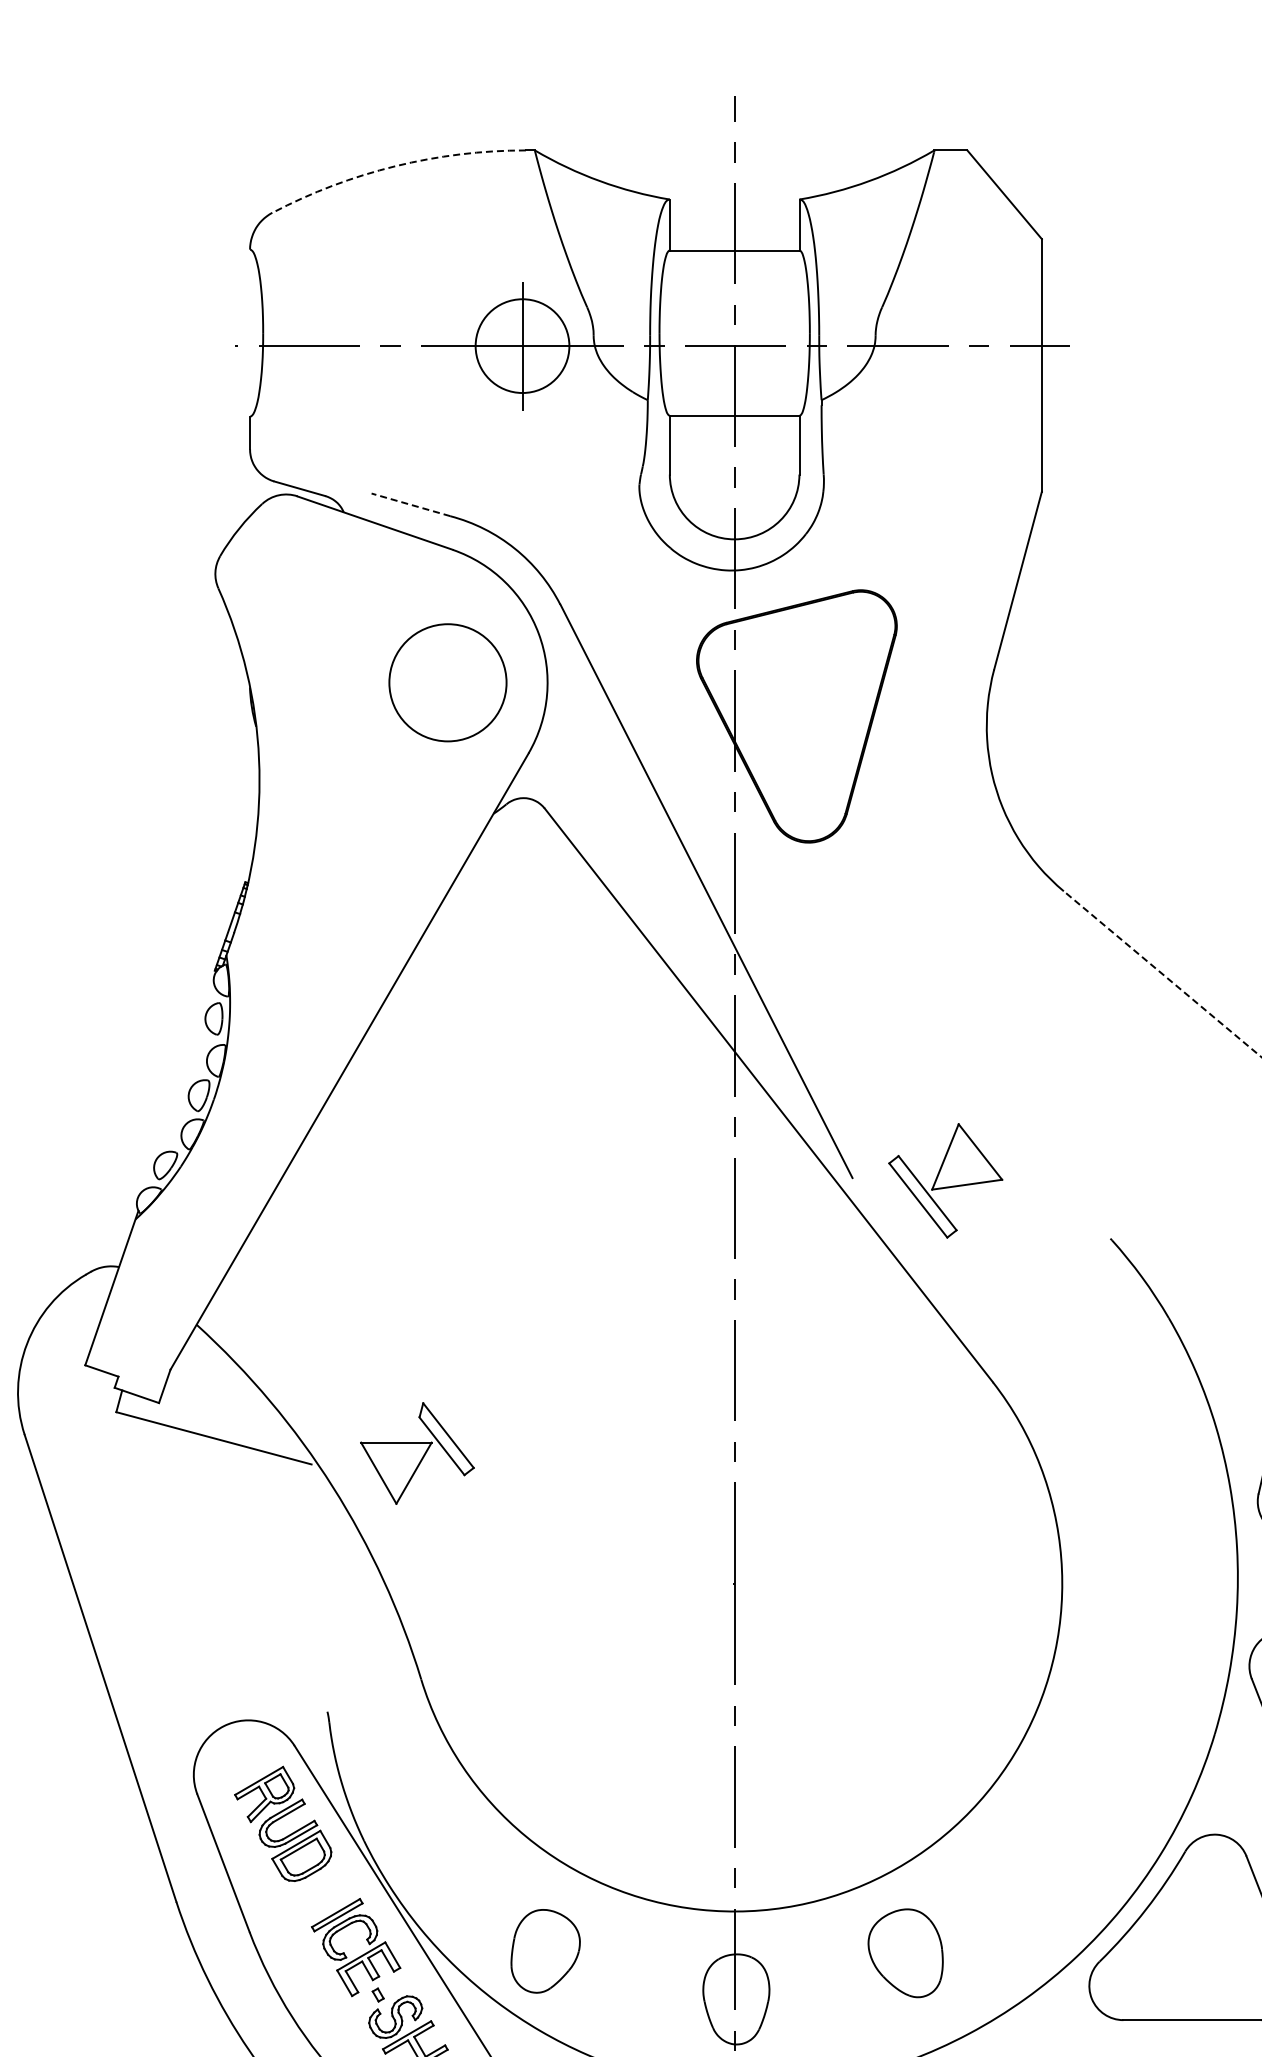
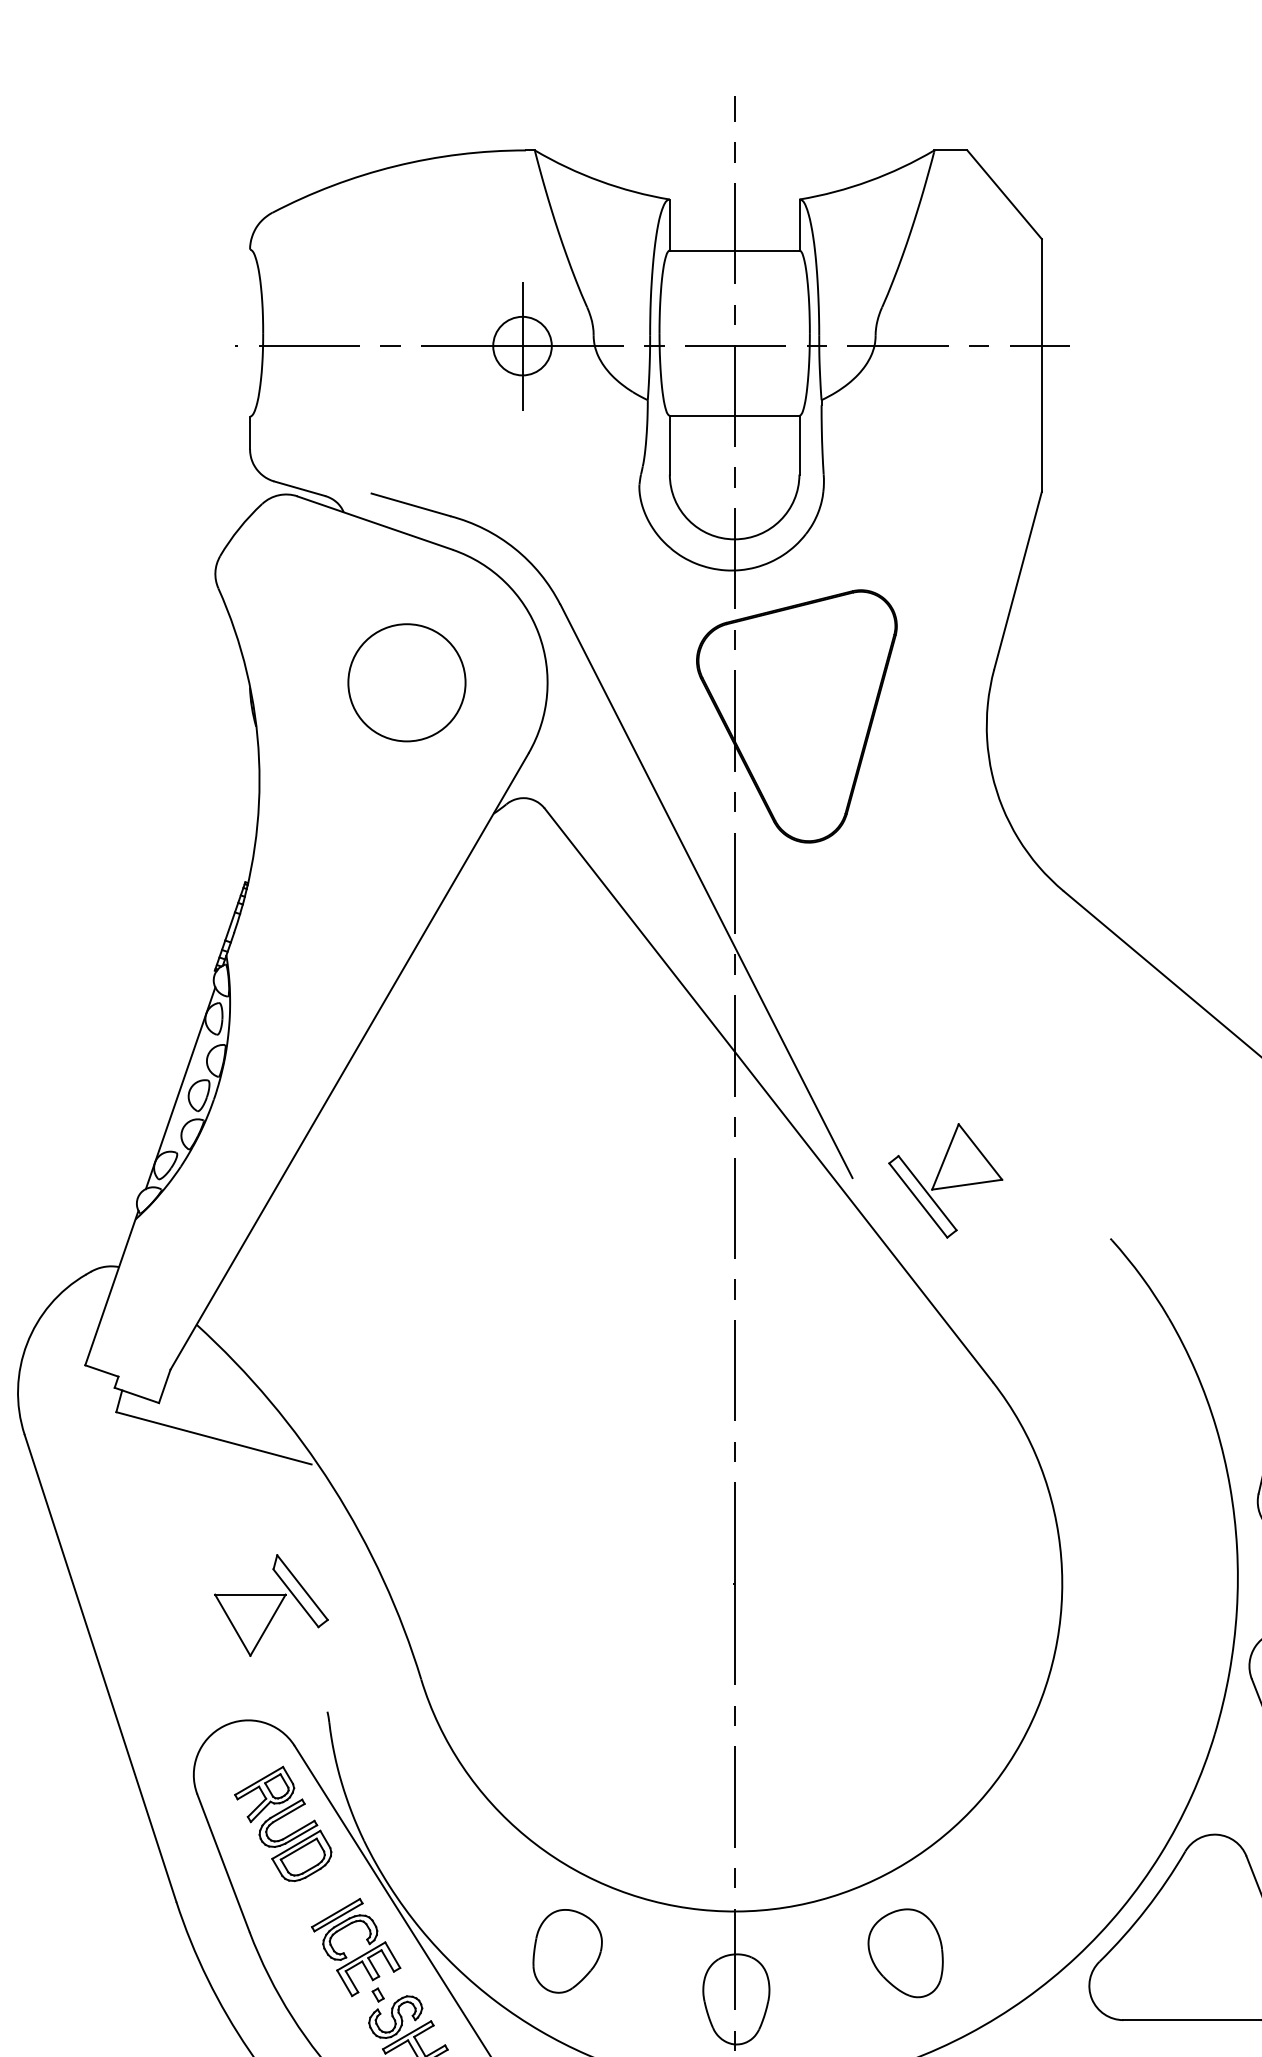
arc: dashed -> solid (395, 166)
circle diameter: 94 px -> 59 px (522, 345)
line: dashed -> solid (410, 504)
circle position: (447, 682) -> (406, 682) (406, 682)
line: dashed -> solid (1162, 973)
line: none -> present (180, 1088)
part position: (417, 1453) -> (271, 1605) (271, 1605)
part position: (545, 1951) -> (567, 1951) (567, 1951)
